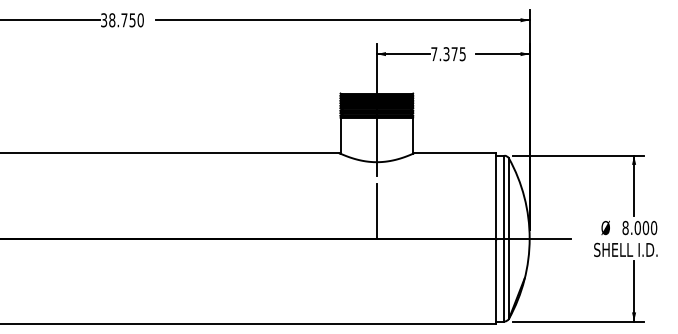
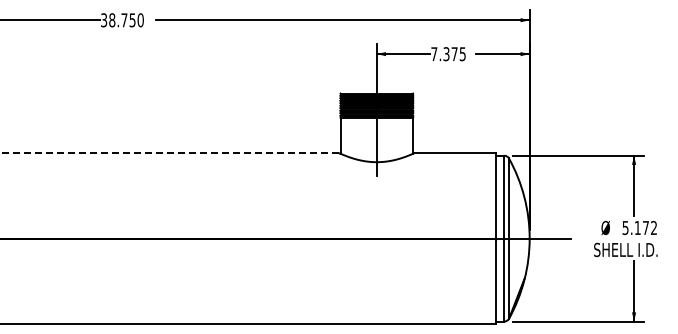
line: solid -> dashed (169, 153)
line: present -> none (376, 211)
text: 8.000 -> 5.172 (639, 227)
